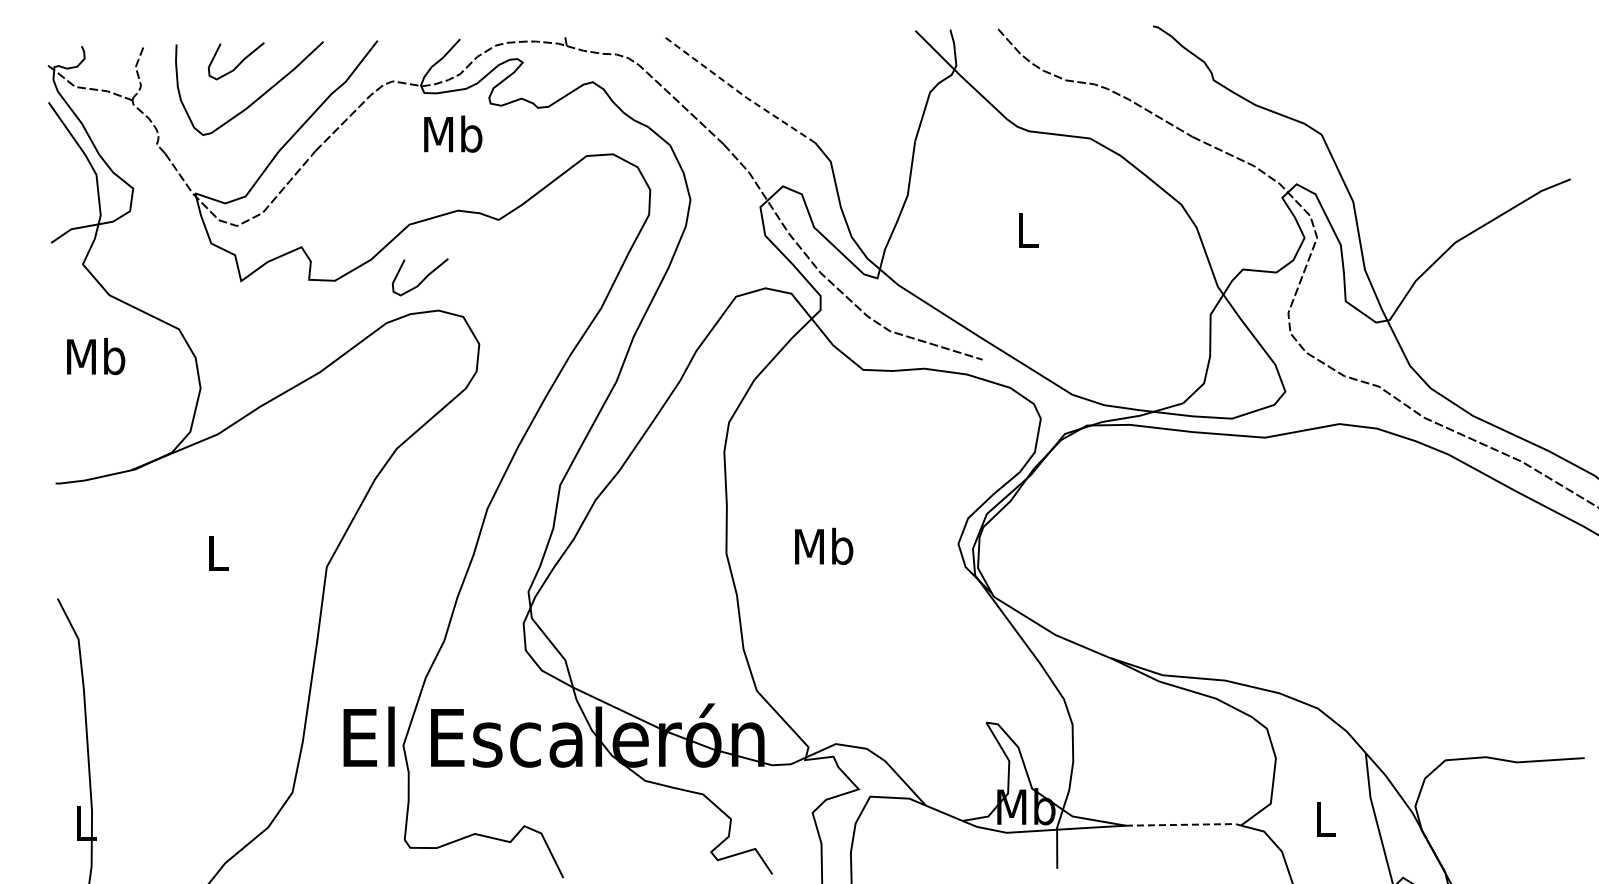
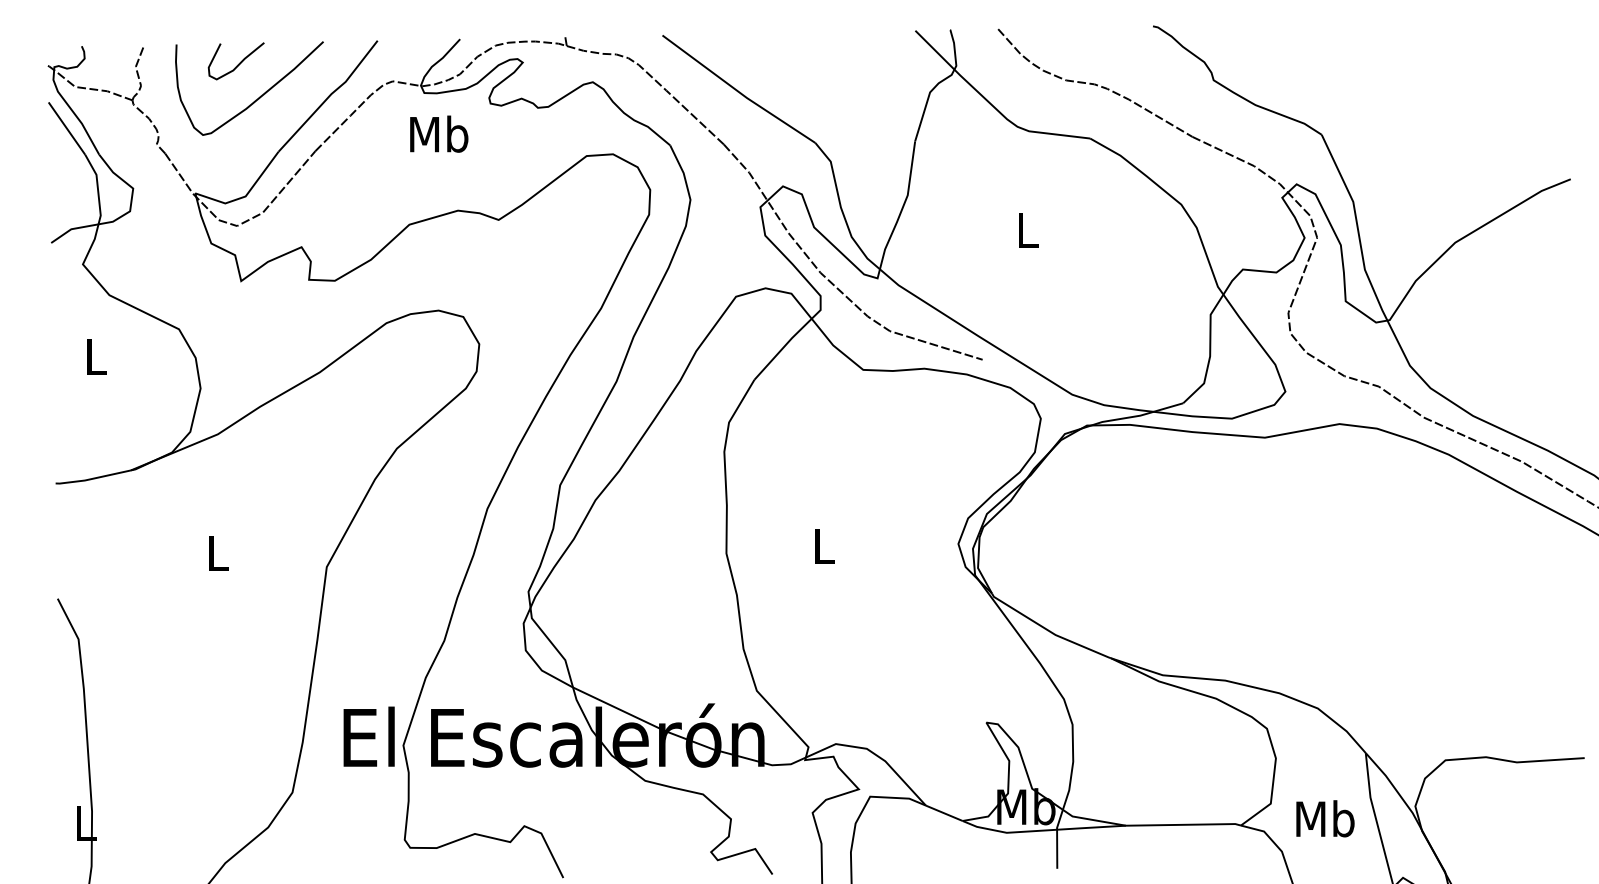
line: dashed -> solid (736, 90)
text position: (453, 133) -> (439, 133) (439, 133)
curve: present -> none (422, 279)
text: Mb -> L (96, 356)
text: Mb -> L (824, 545)
text: L -> Mb (1325, 818)
line: dashed -> solid (1184, 824)
